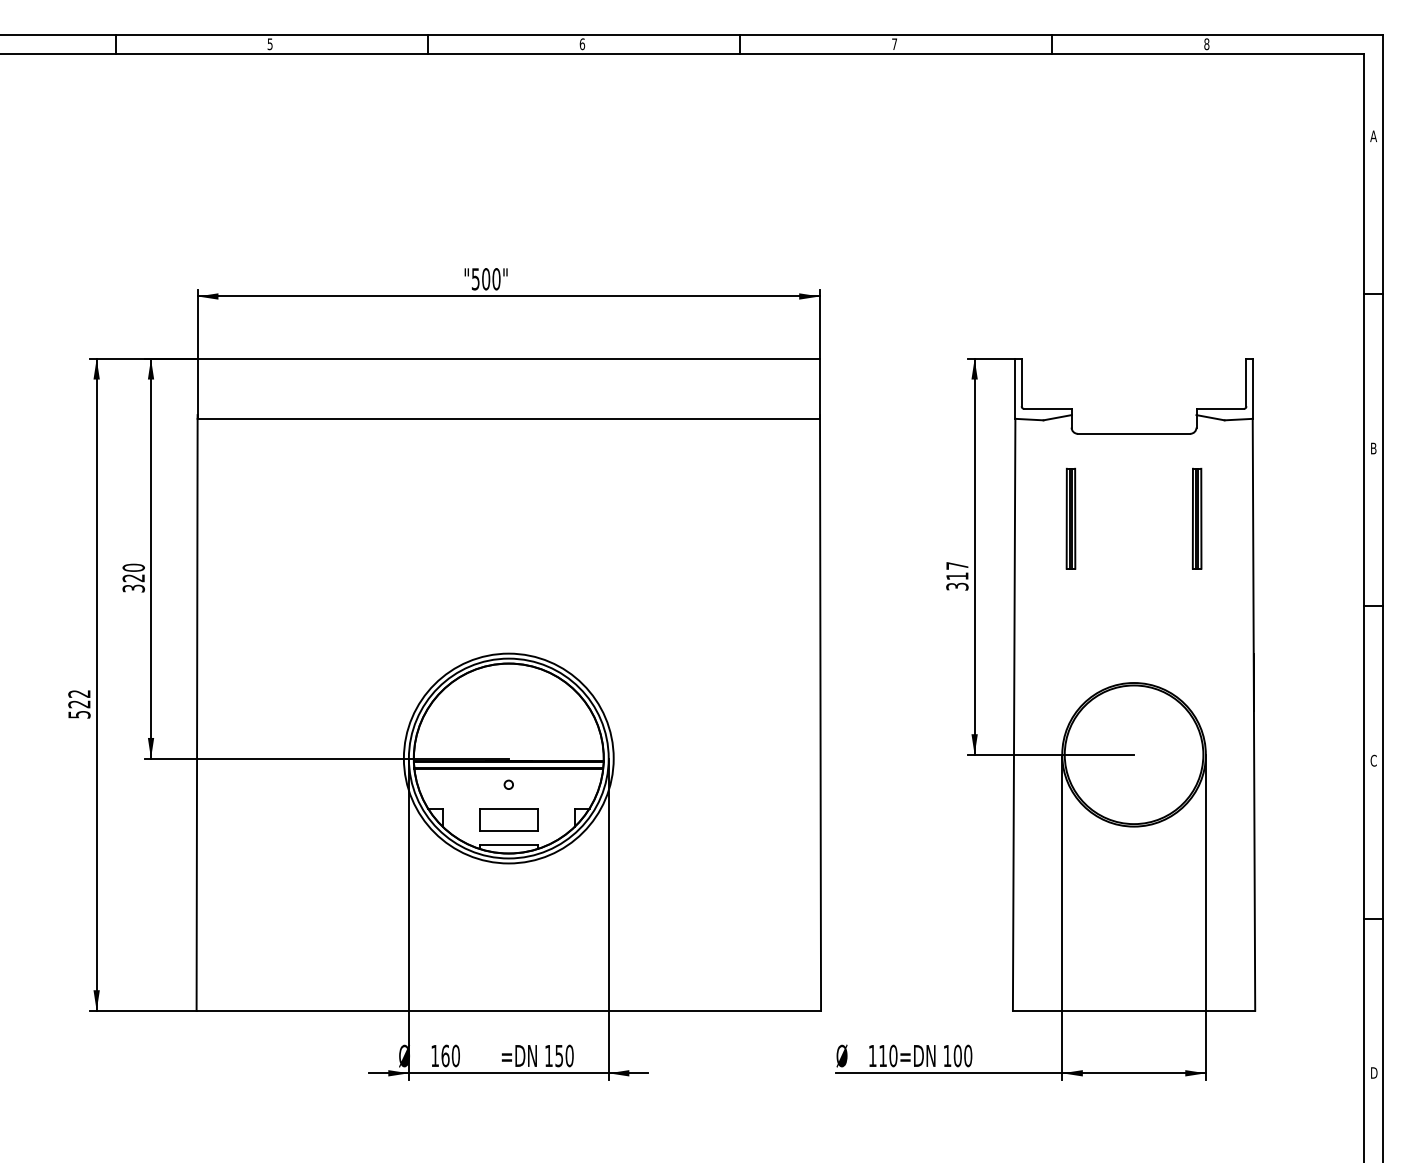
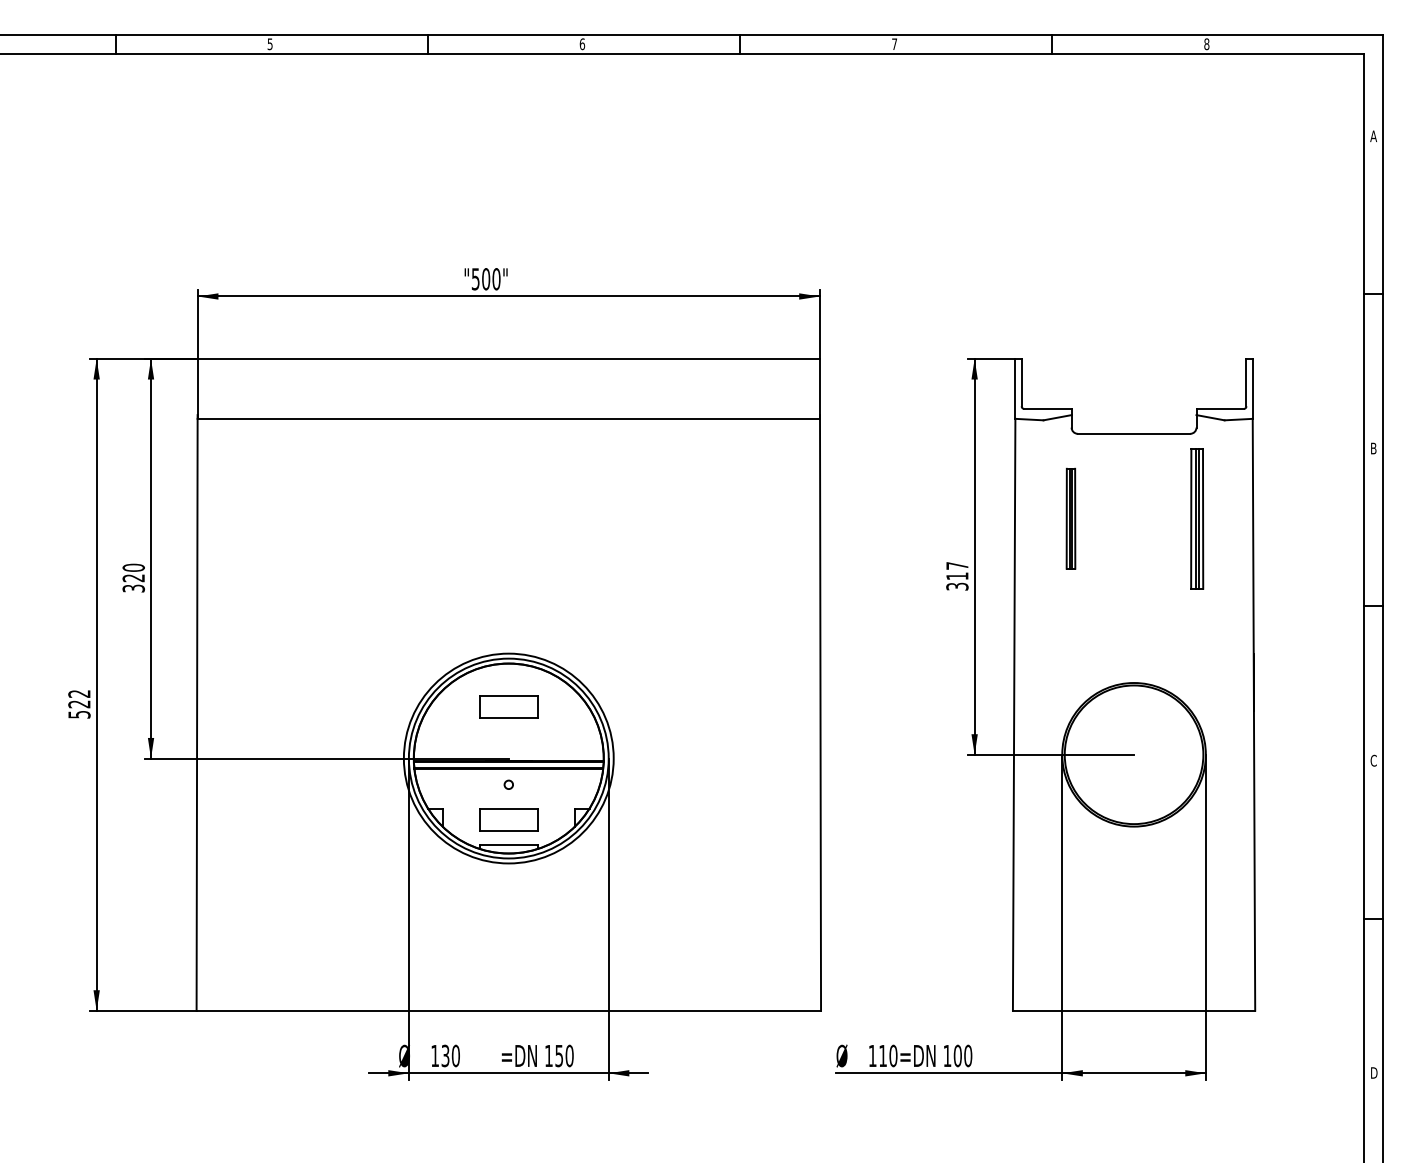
part size: 12x103 px -> 15x142 px (1197, 518)
part: none -> present (508, 706)
text: 160 -> 130 (445, 1055)
